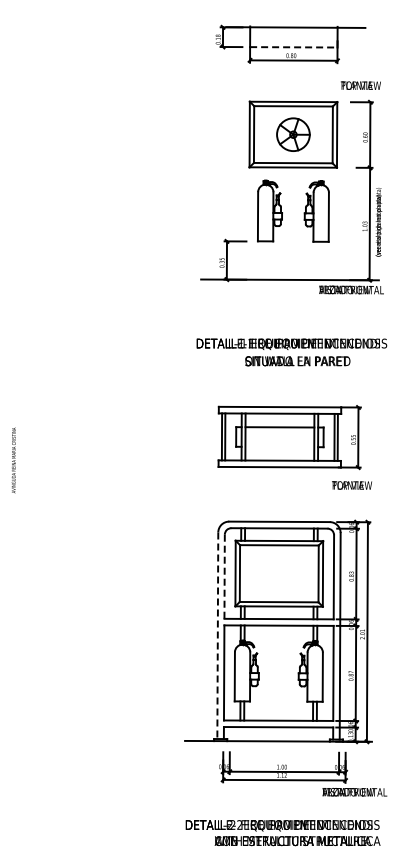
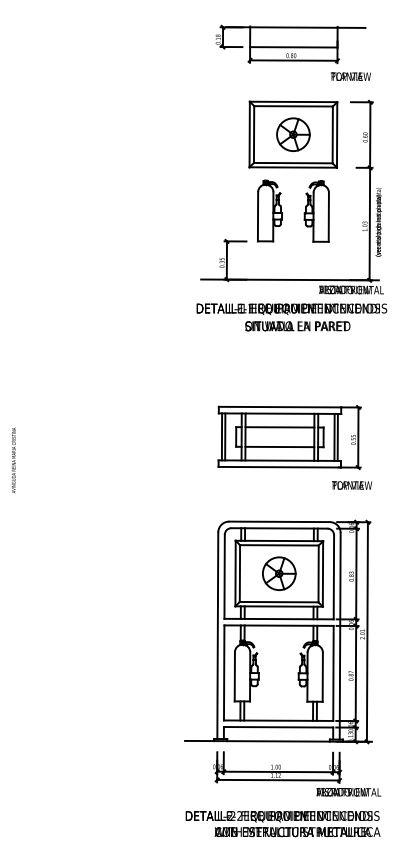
line: dashed -> solid (293, 47)
text position: (360, 85) -> (350, 76) (350, 76)
text position: (291, 352) -> (291, 317) (291, 317)
line: none -> present (279, 446)
part: none -> present (279, 573)
line: dashed -> solid (224, 577)
line: dashed -> solid (217, 636)
part position: (303, 773) -> (297, 773) (297, 773)
text position: (282, 833) -> (282, 824) (282, 824)
